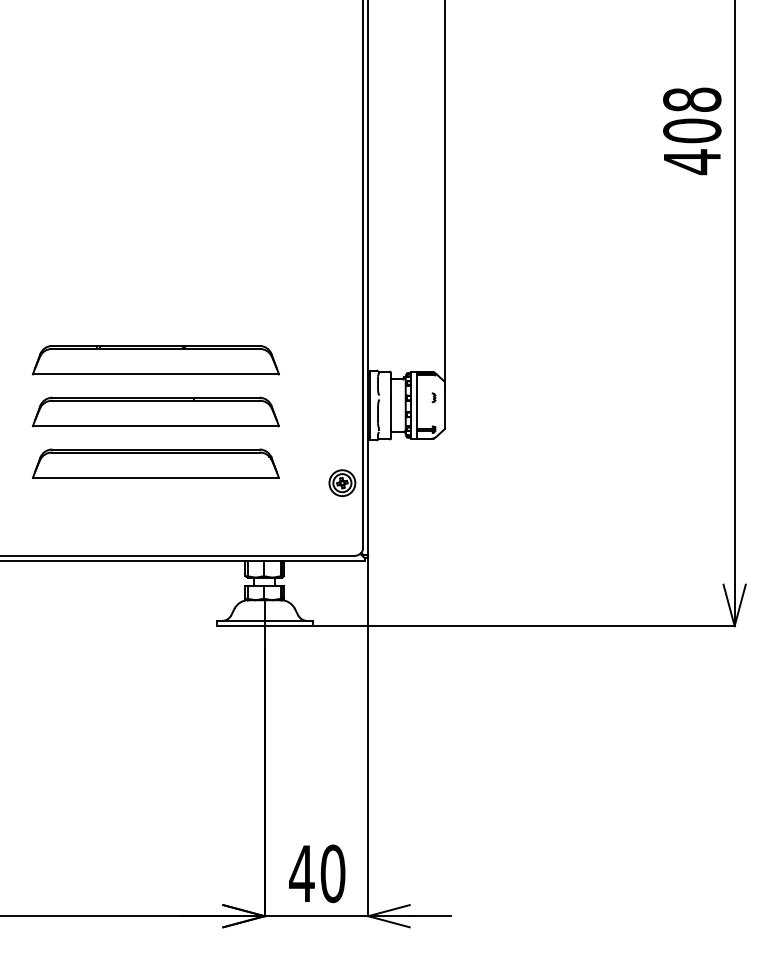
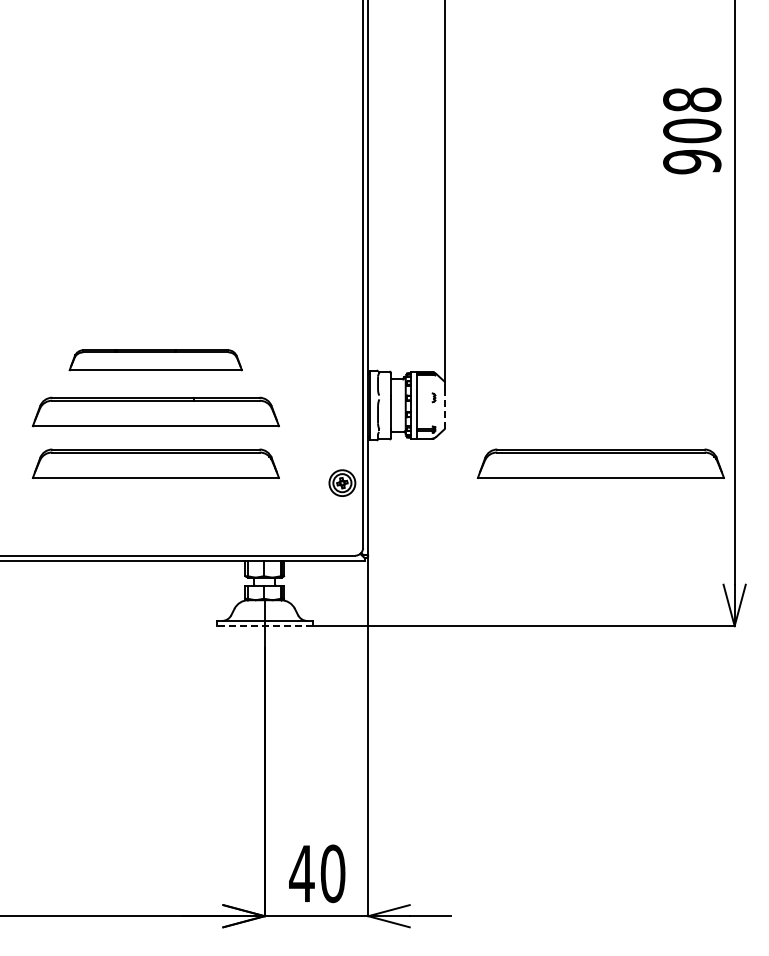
text: 408 -> 908 (692, 162)
part size: 249x31 px -> 175x23 px (155, 360)
line: solid -> dashed (444, 409)
part: none -> present (600, 463)
line: solid -> dashed (264, 626)
